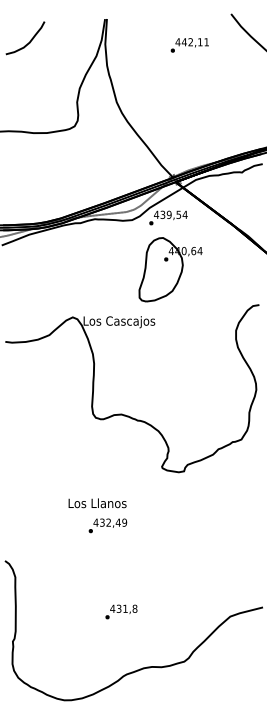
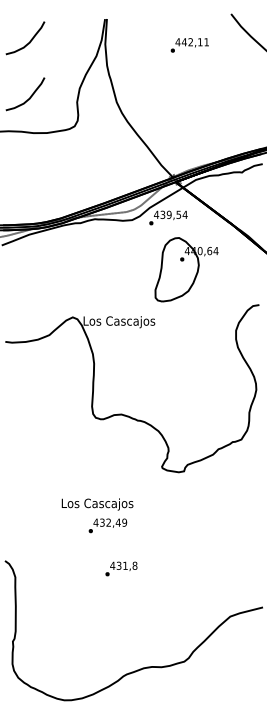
part: none -> present (25, 94)
part position: (170, 269) -> (186, 269) (186, 269)
text: Los Llanos -> Los Cascajos (97, 504)
text position: (121, 611) -> (121, 568) (121, 568)
